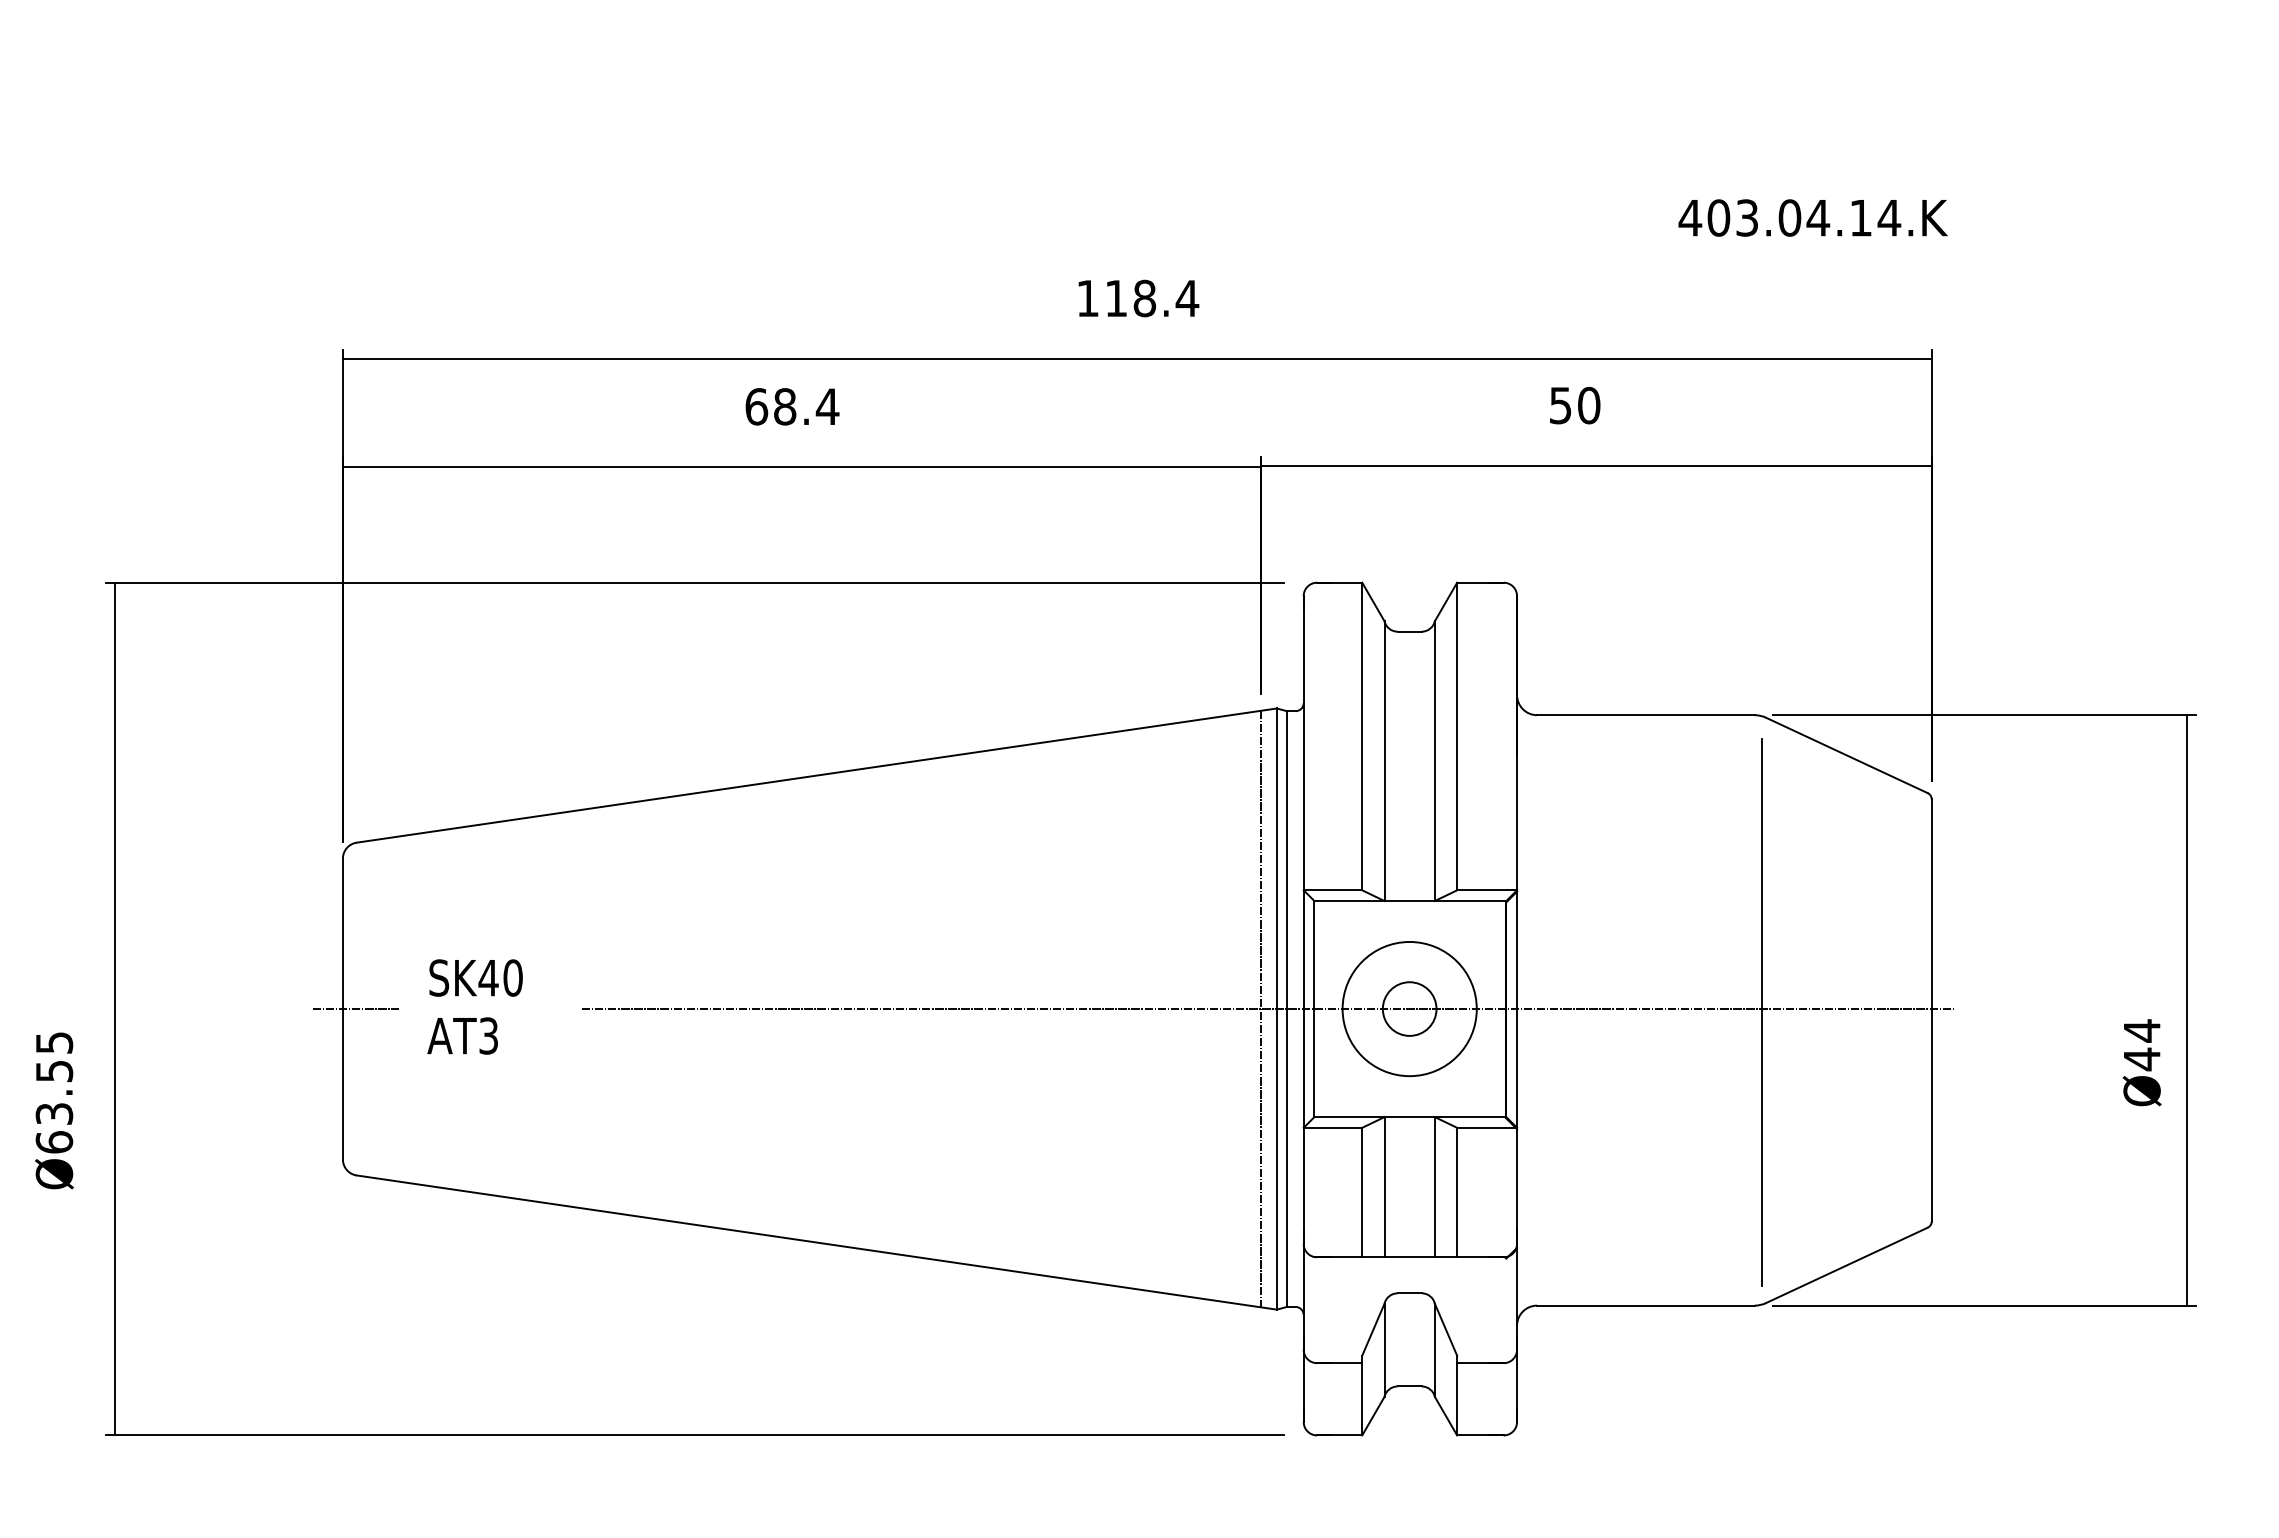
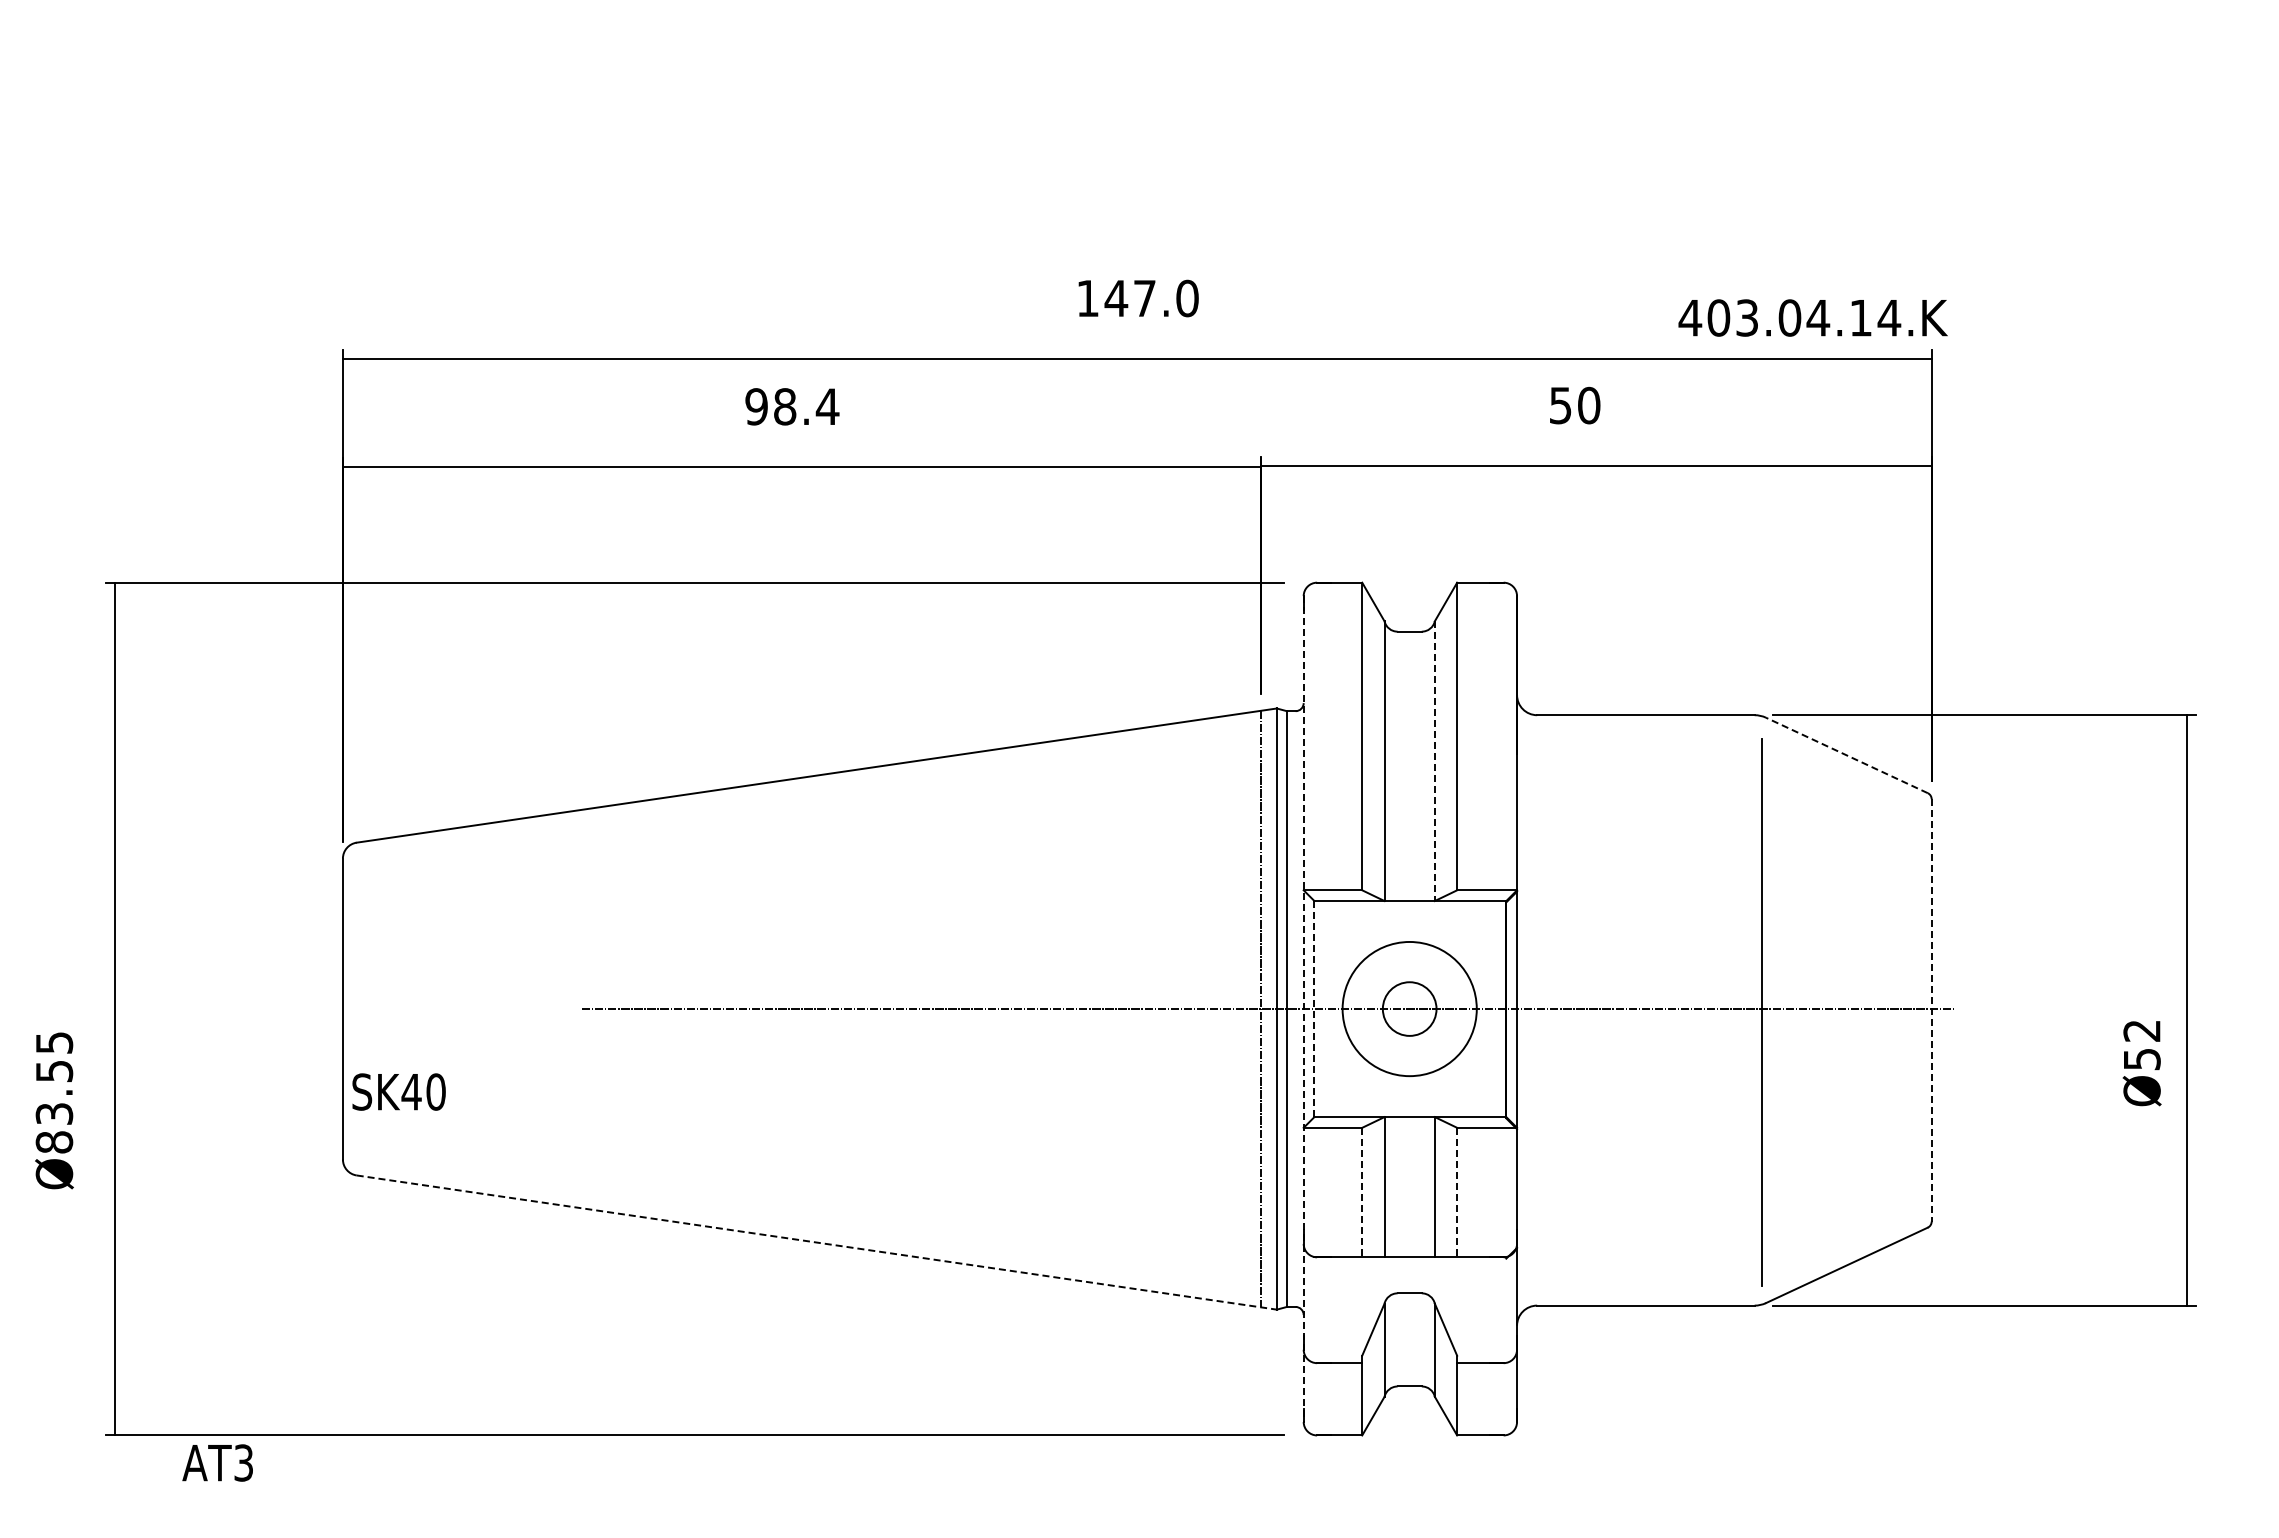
text position: (1812, 217) -> (1812, 317) (1812, 317)
text: 118.4 -> 147.0 (1151, 298)
text: 68.4 -> 98.4 (756, 406)
line: solid -> dashed (1846, 755)
line: solid -> dashed (1434, 761)
text position: (475, 977) -> (398, 1091) (398, 1091)
line: present -> none (355, 1009)
line: solid -> dashed (1303, 1009)
line: solid -> dashed (1314, 1009)
line: solid -> dashed (1931, 1010)
text position: (462, 1035) -> (217, 1462) (217, 1462)
text: Ø44 -> Ø52 (2141, 1045)
text: Ø63.55 -> Ø83.55 (54, 1142)
line: solid -> dashed (1362, 1192)
line: solid -> dashed (1457, 1192)
line: solid -> dashed (816, 1242)
